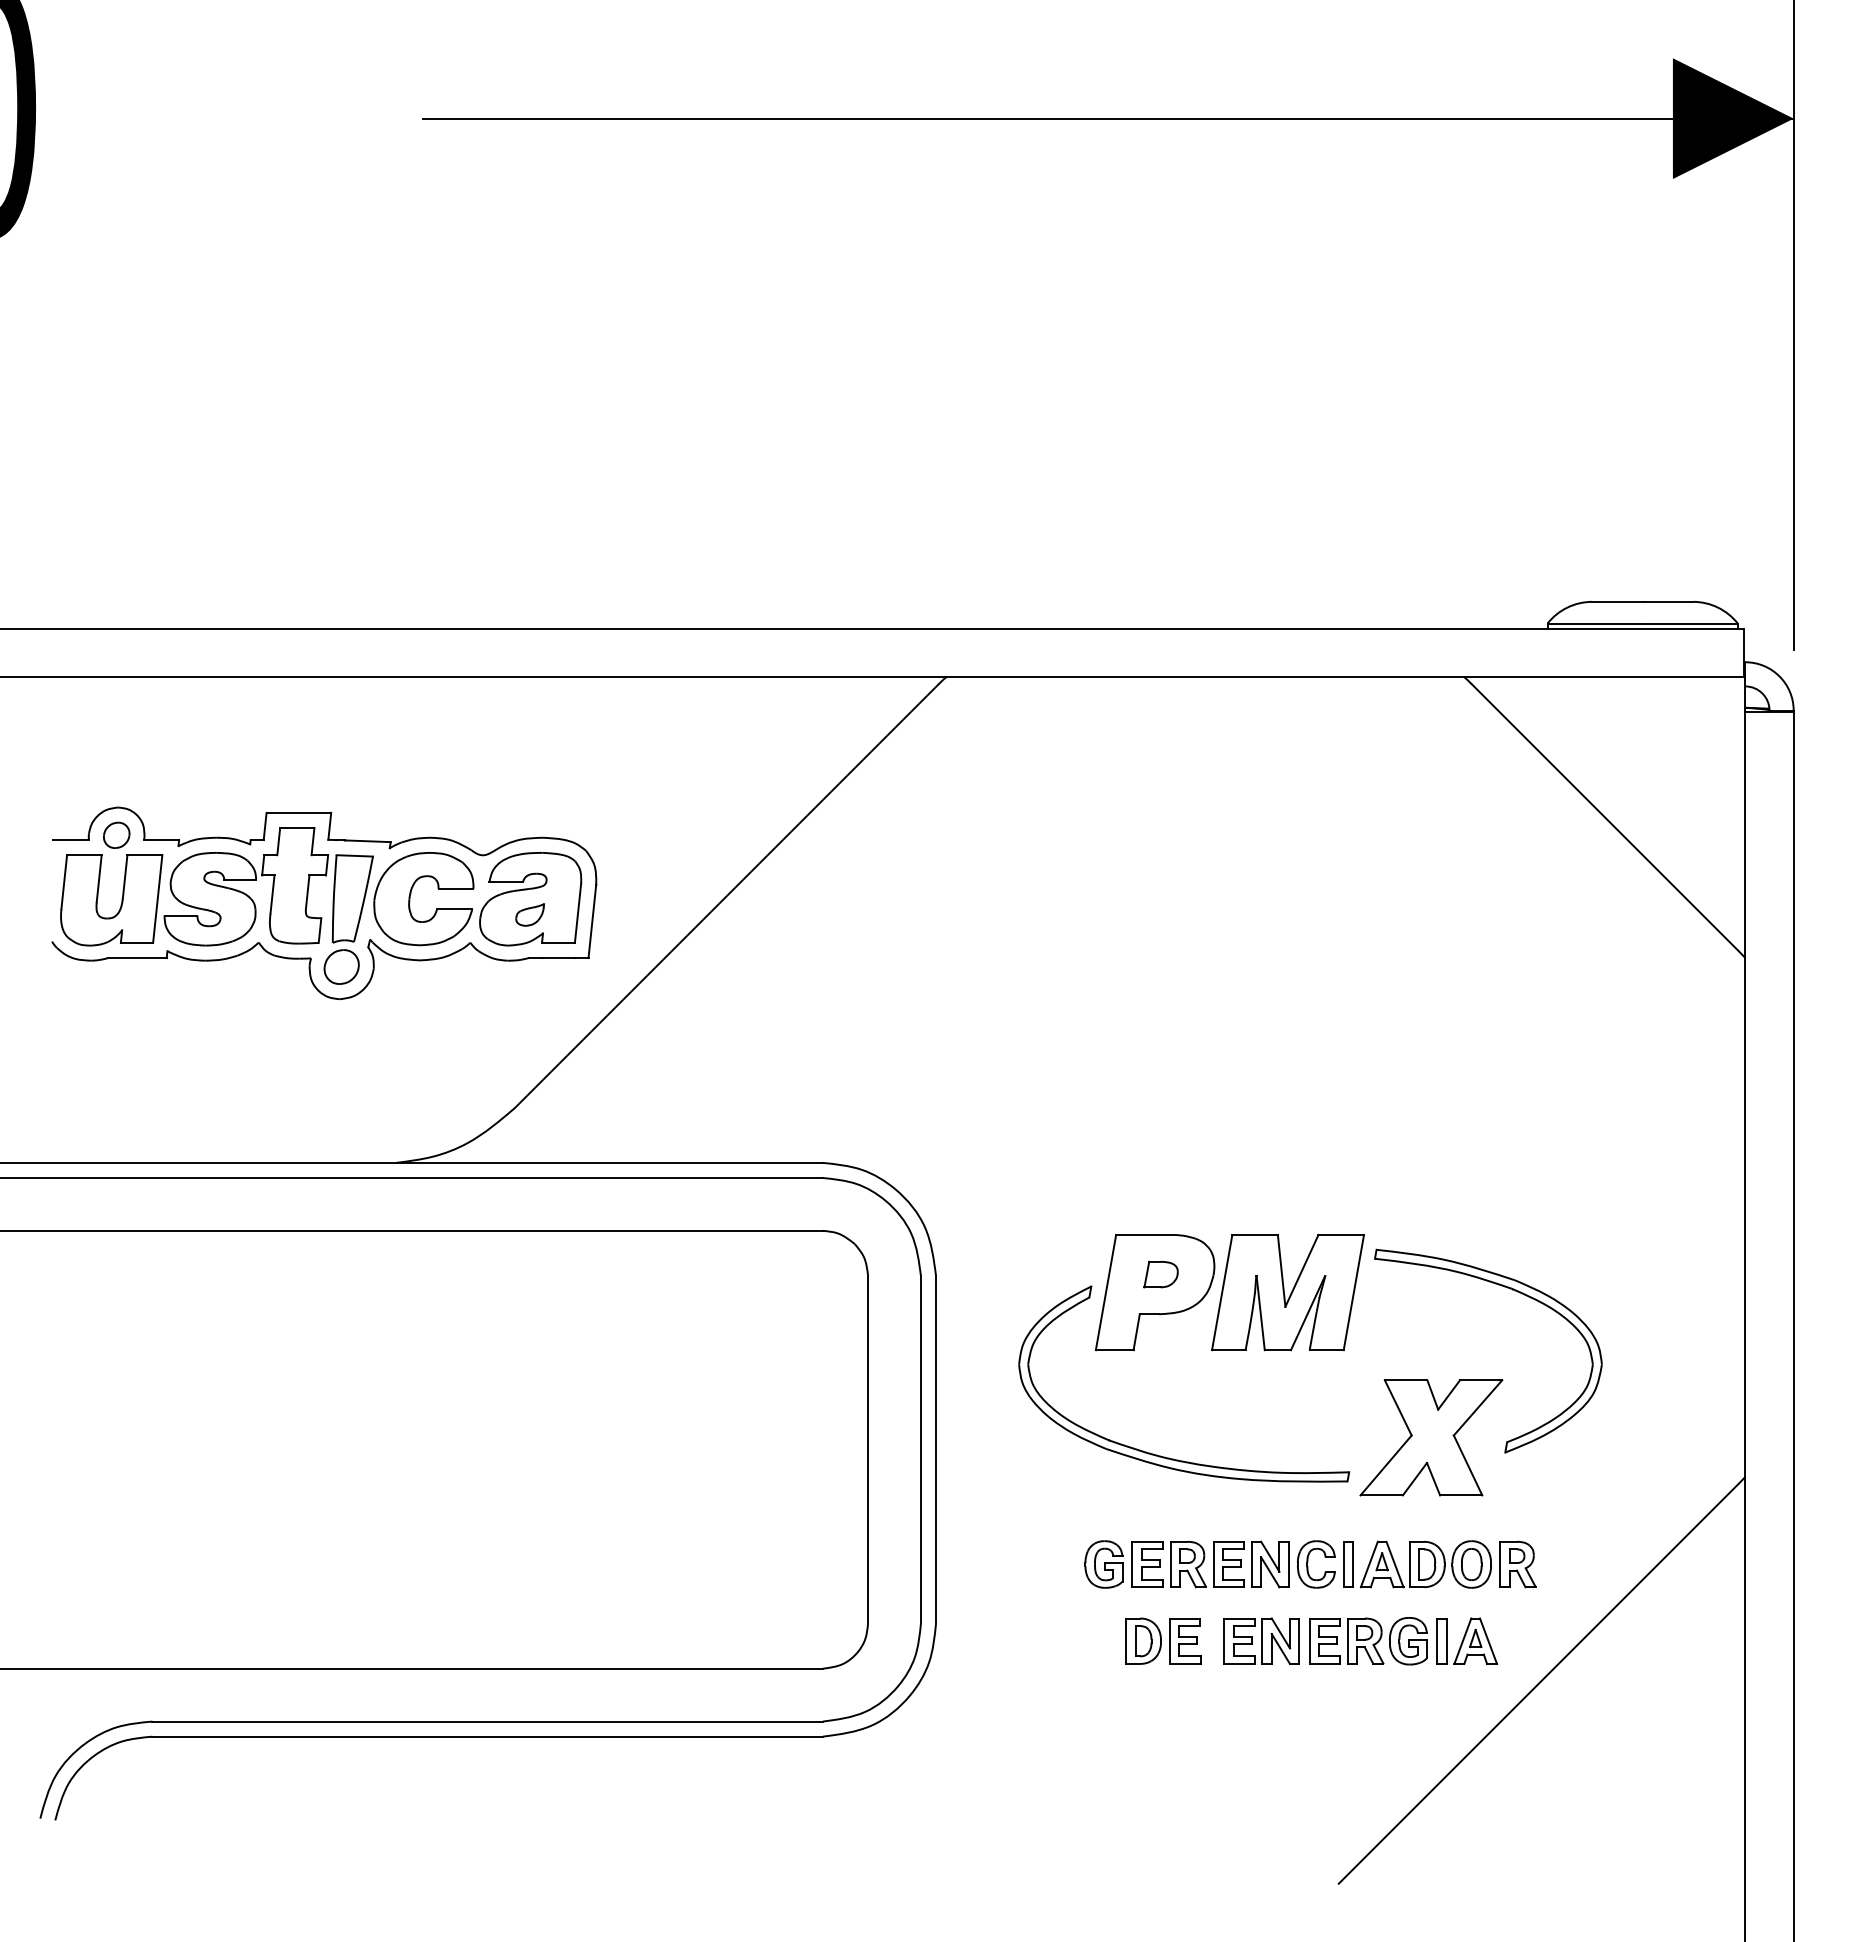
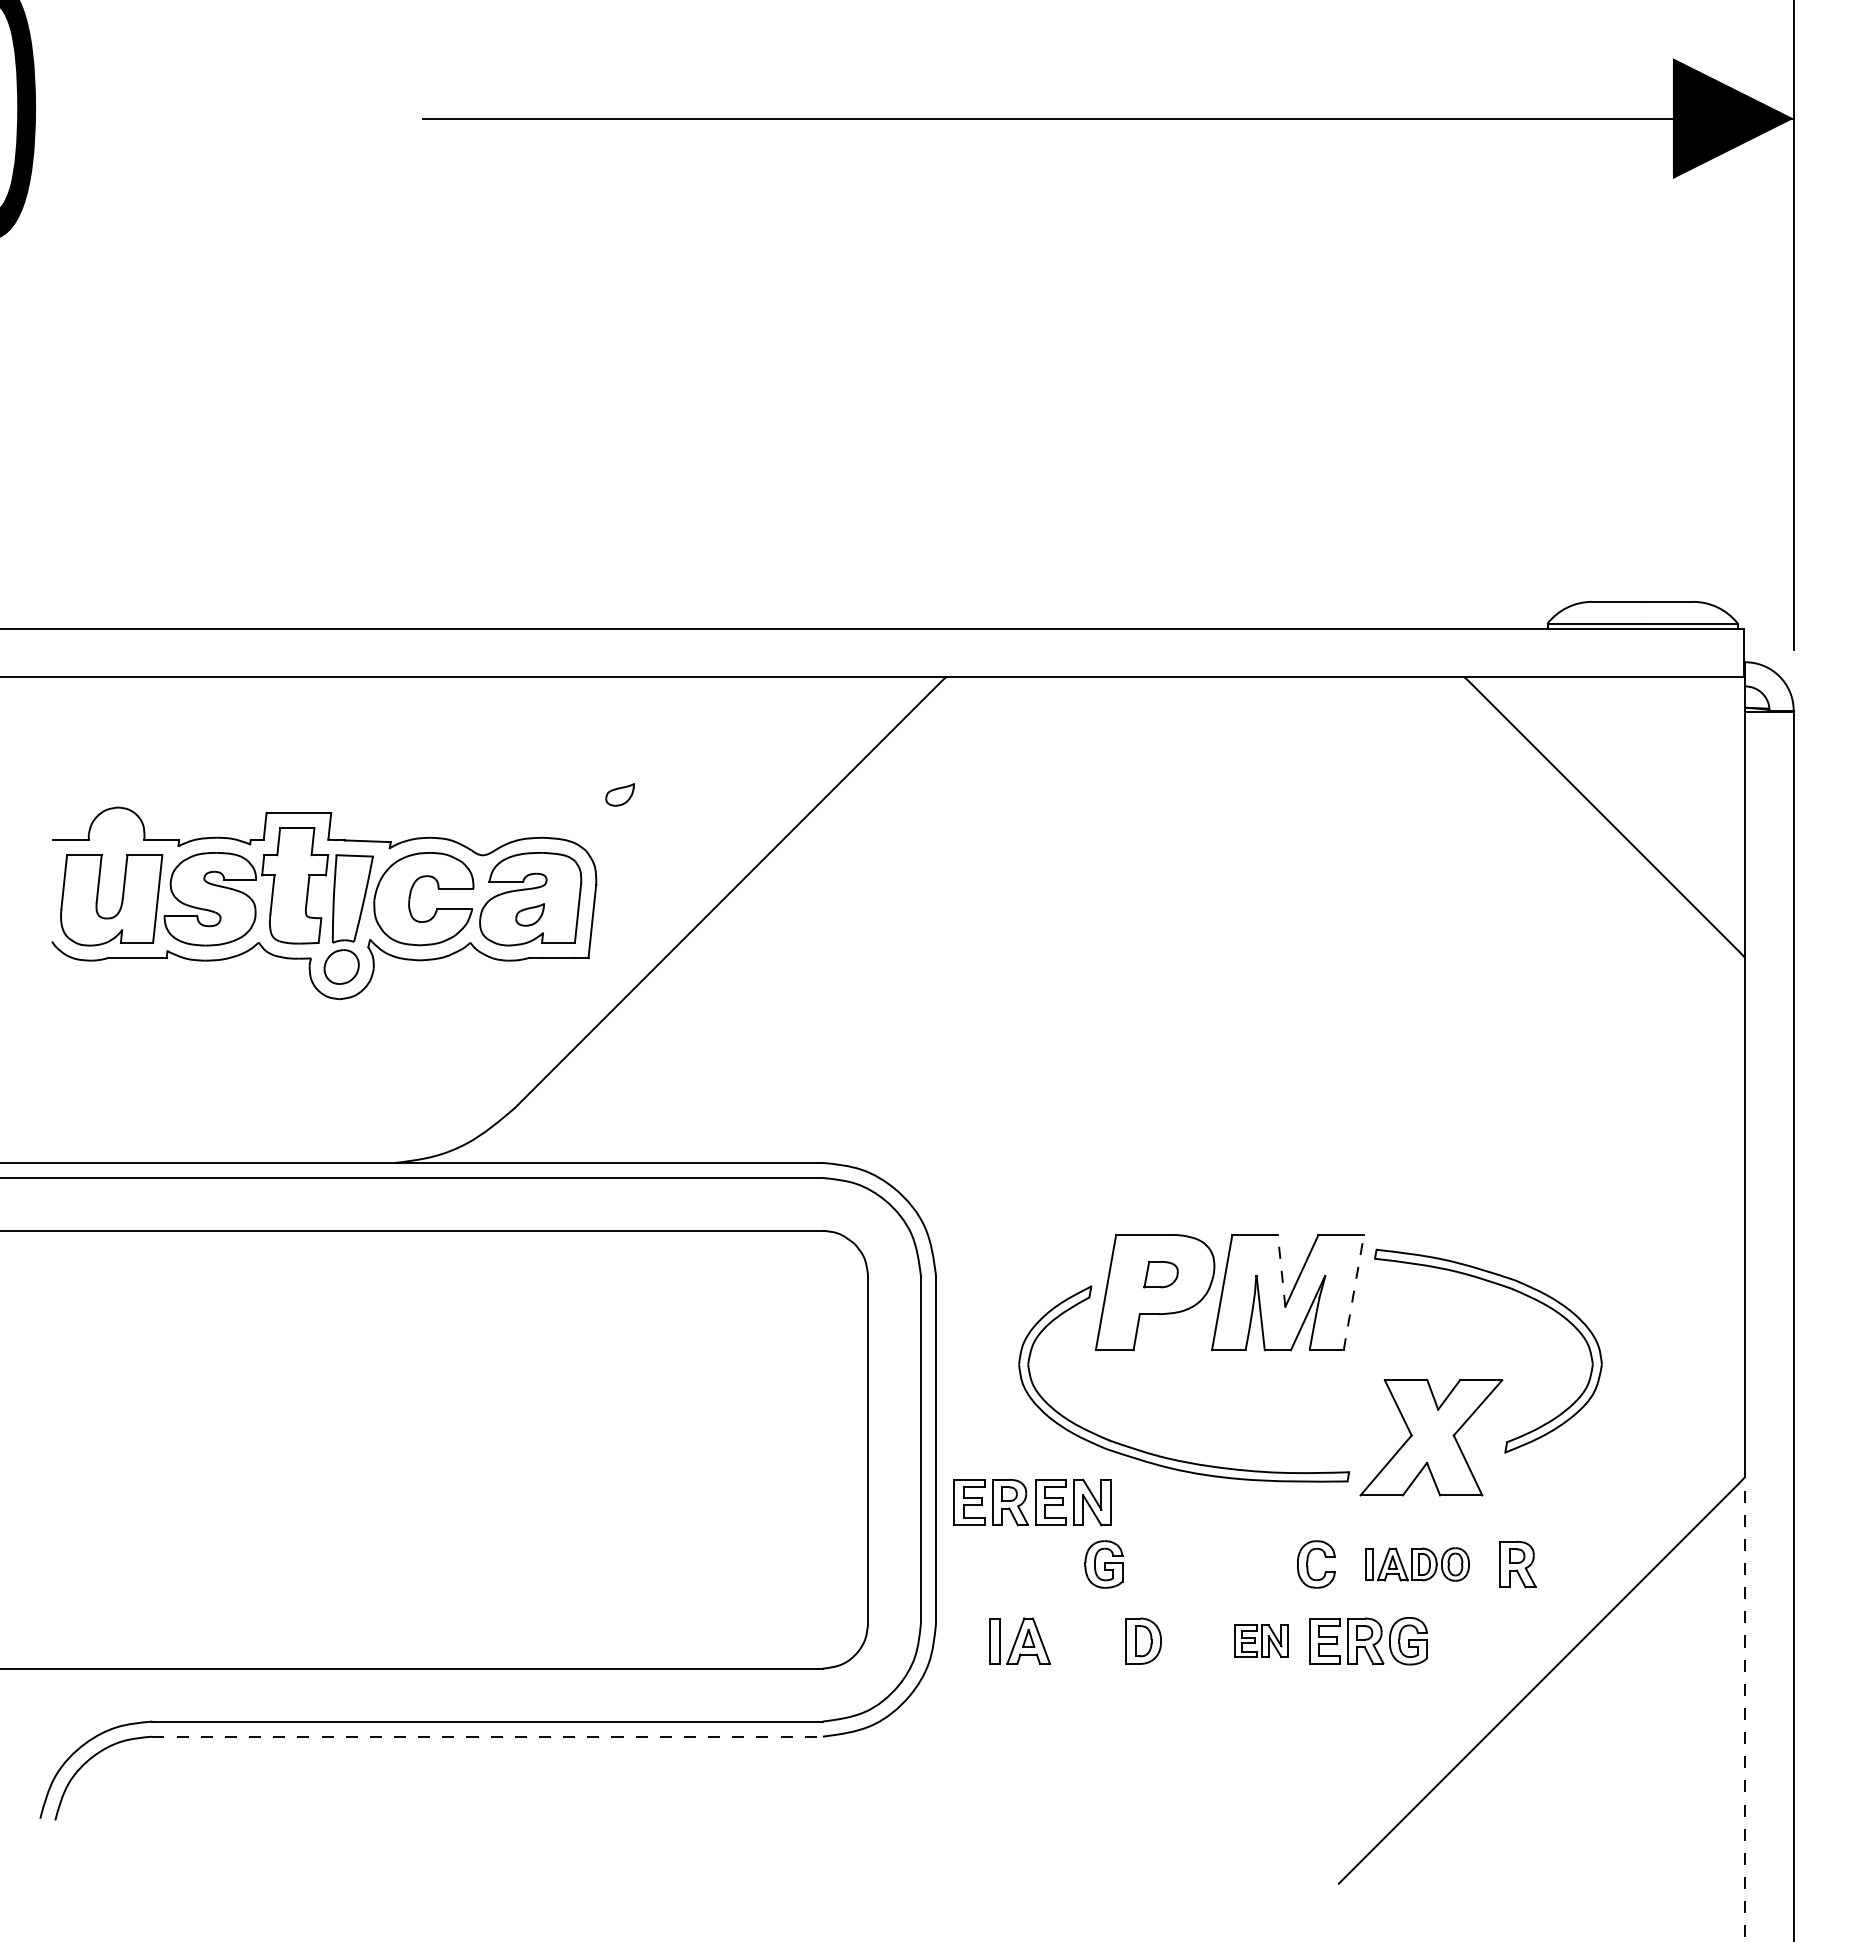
part: none -> present (619, 794)
part: present -> none (116, 834)
line: solid -> dashed (1281, 1270)
line: solid -> dashed (1353, 1292)
part position: (1210, 1564) -> (1032, 1502) (1032, 1502)
part size: 149x49 px -> 105x35 px (1417, 1564)
part size: 77x48 px -> 55x35 px (1261, 1641)
part position: (1466, 1640) -> (1019, 1640) (1019, 1640)
part: present -> none (1185, 1641)
line: solid -> dashed (1745, 1708)
line: solid -> dashed (488, 1736)
